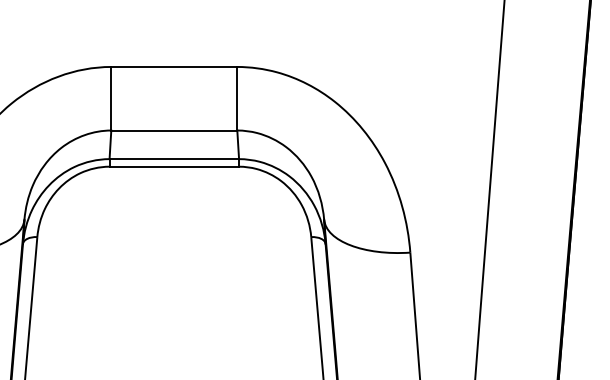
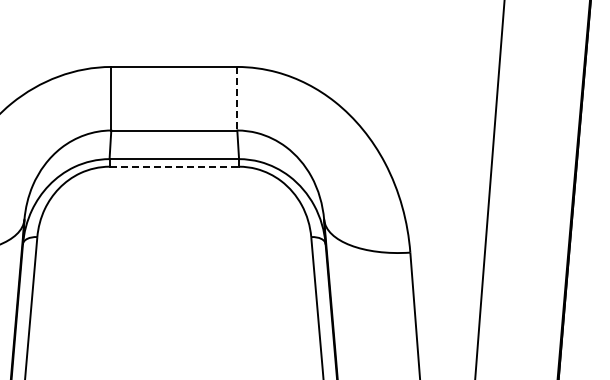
line: solid -> dashed (237, 98)
line: solid -> dashed (174, 166)
